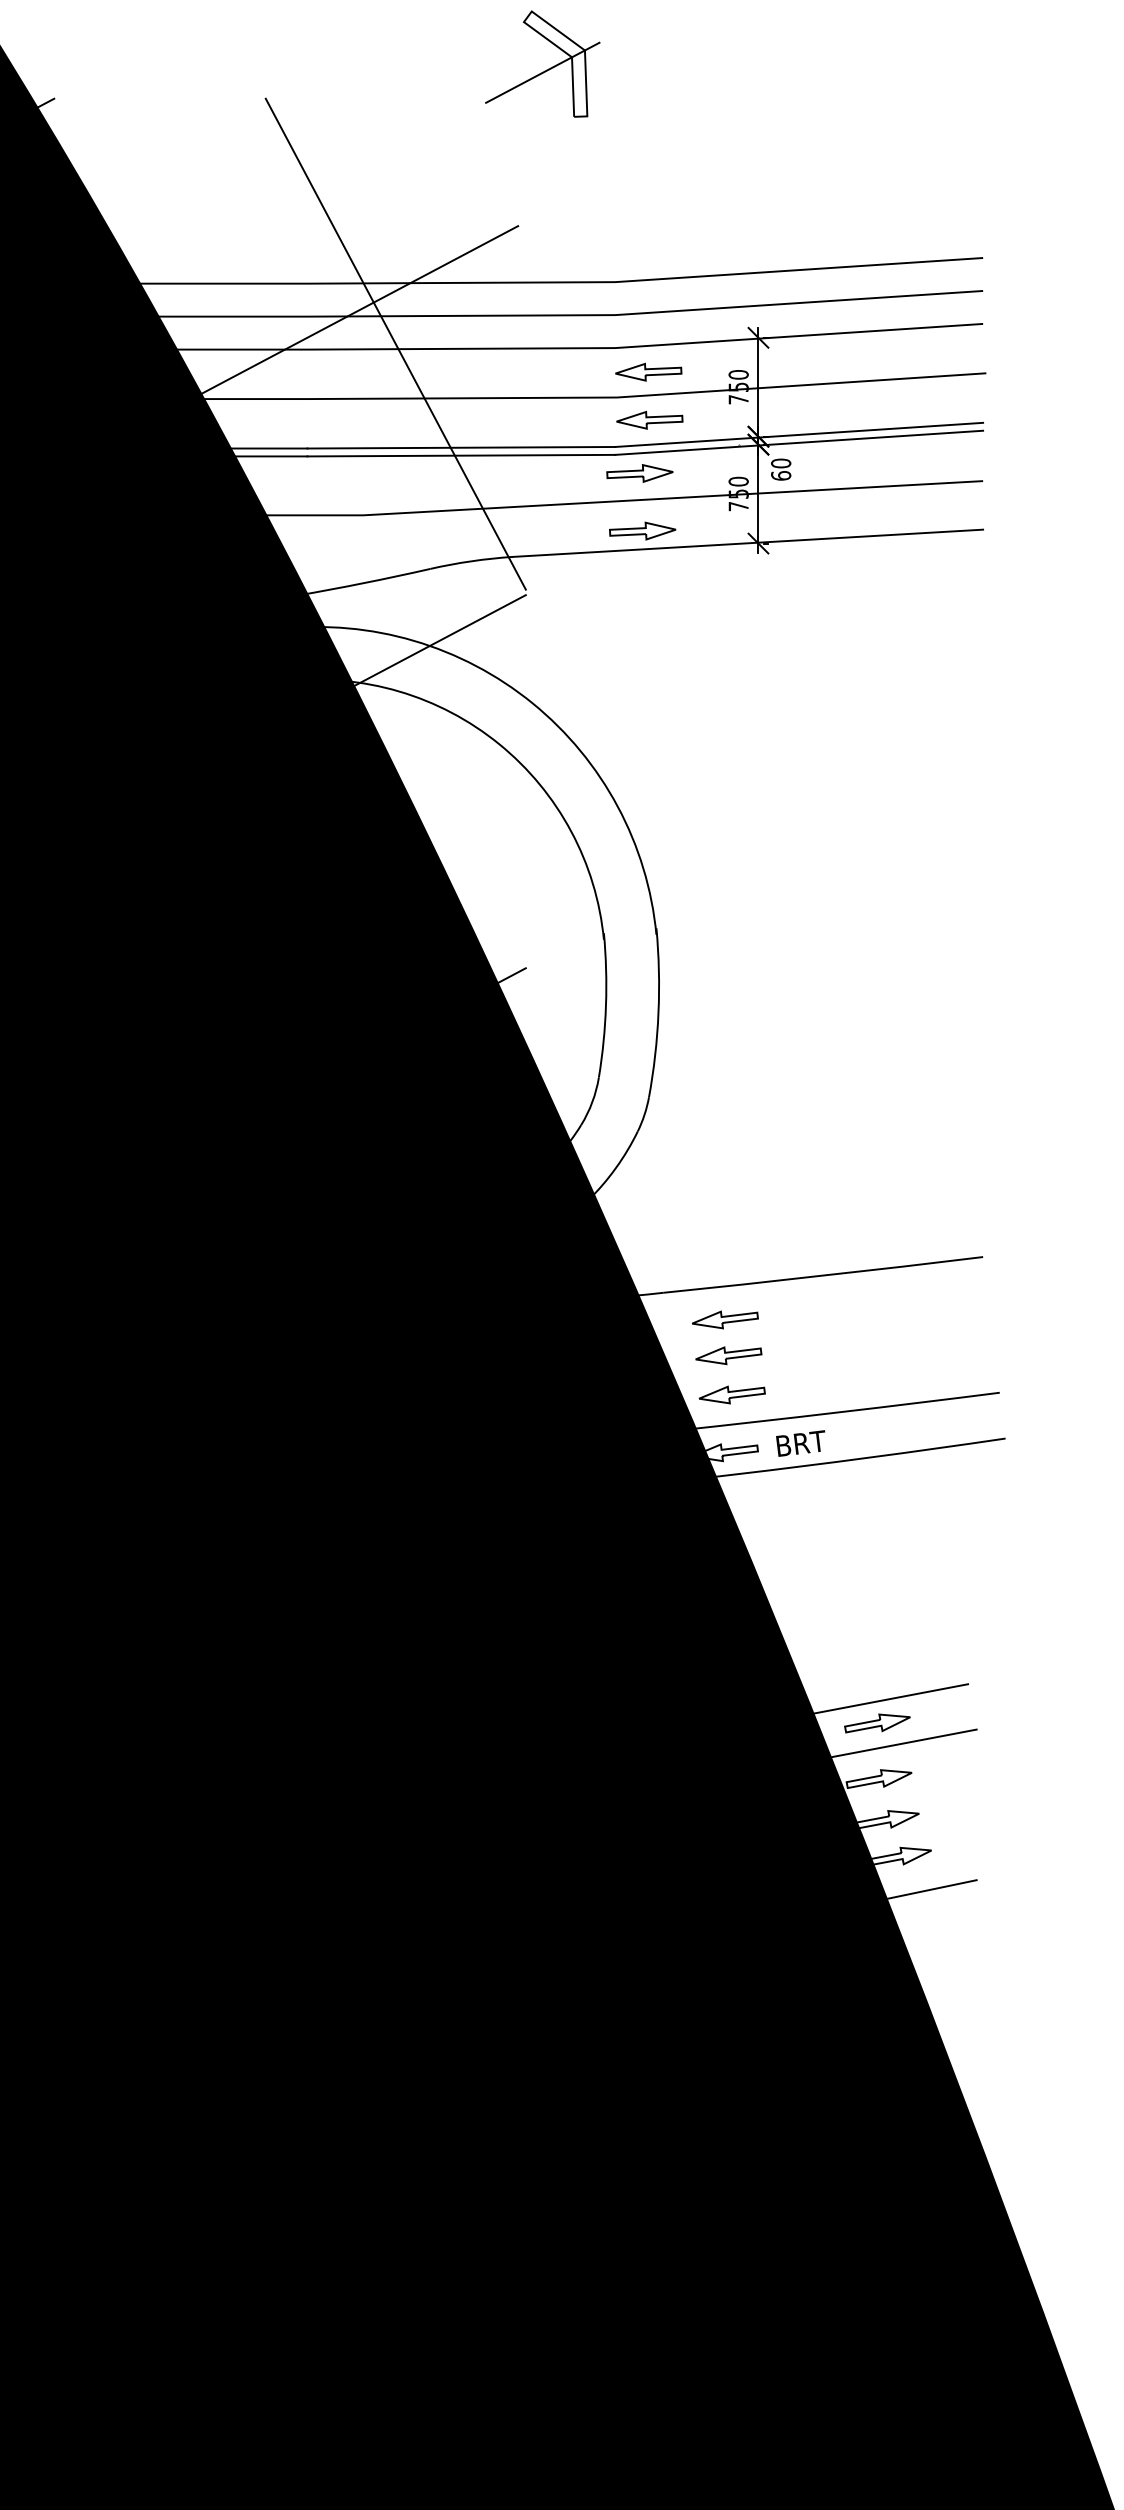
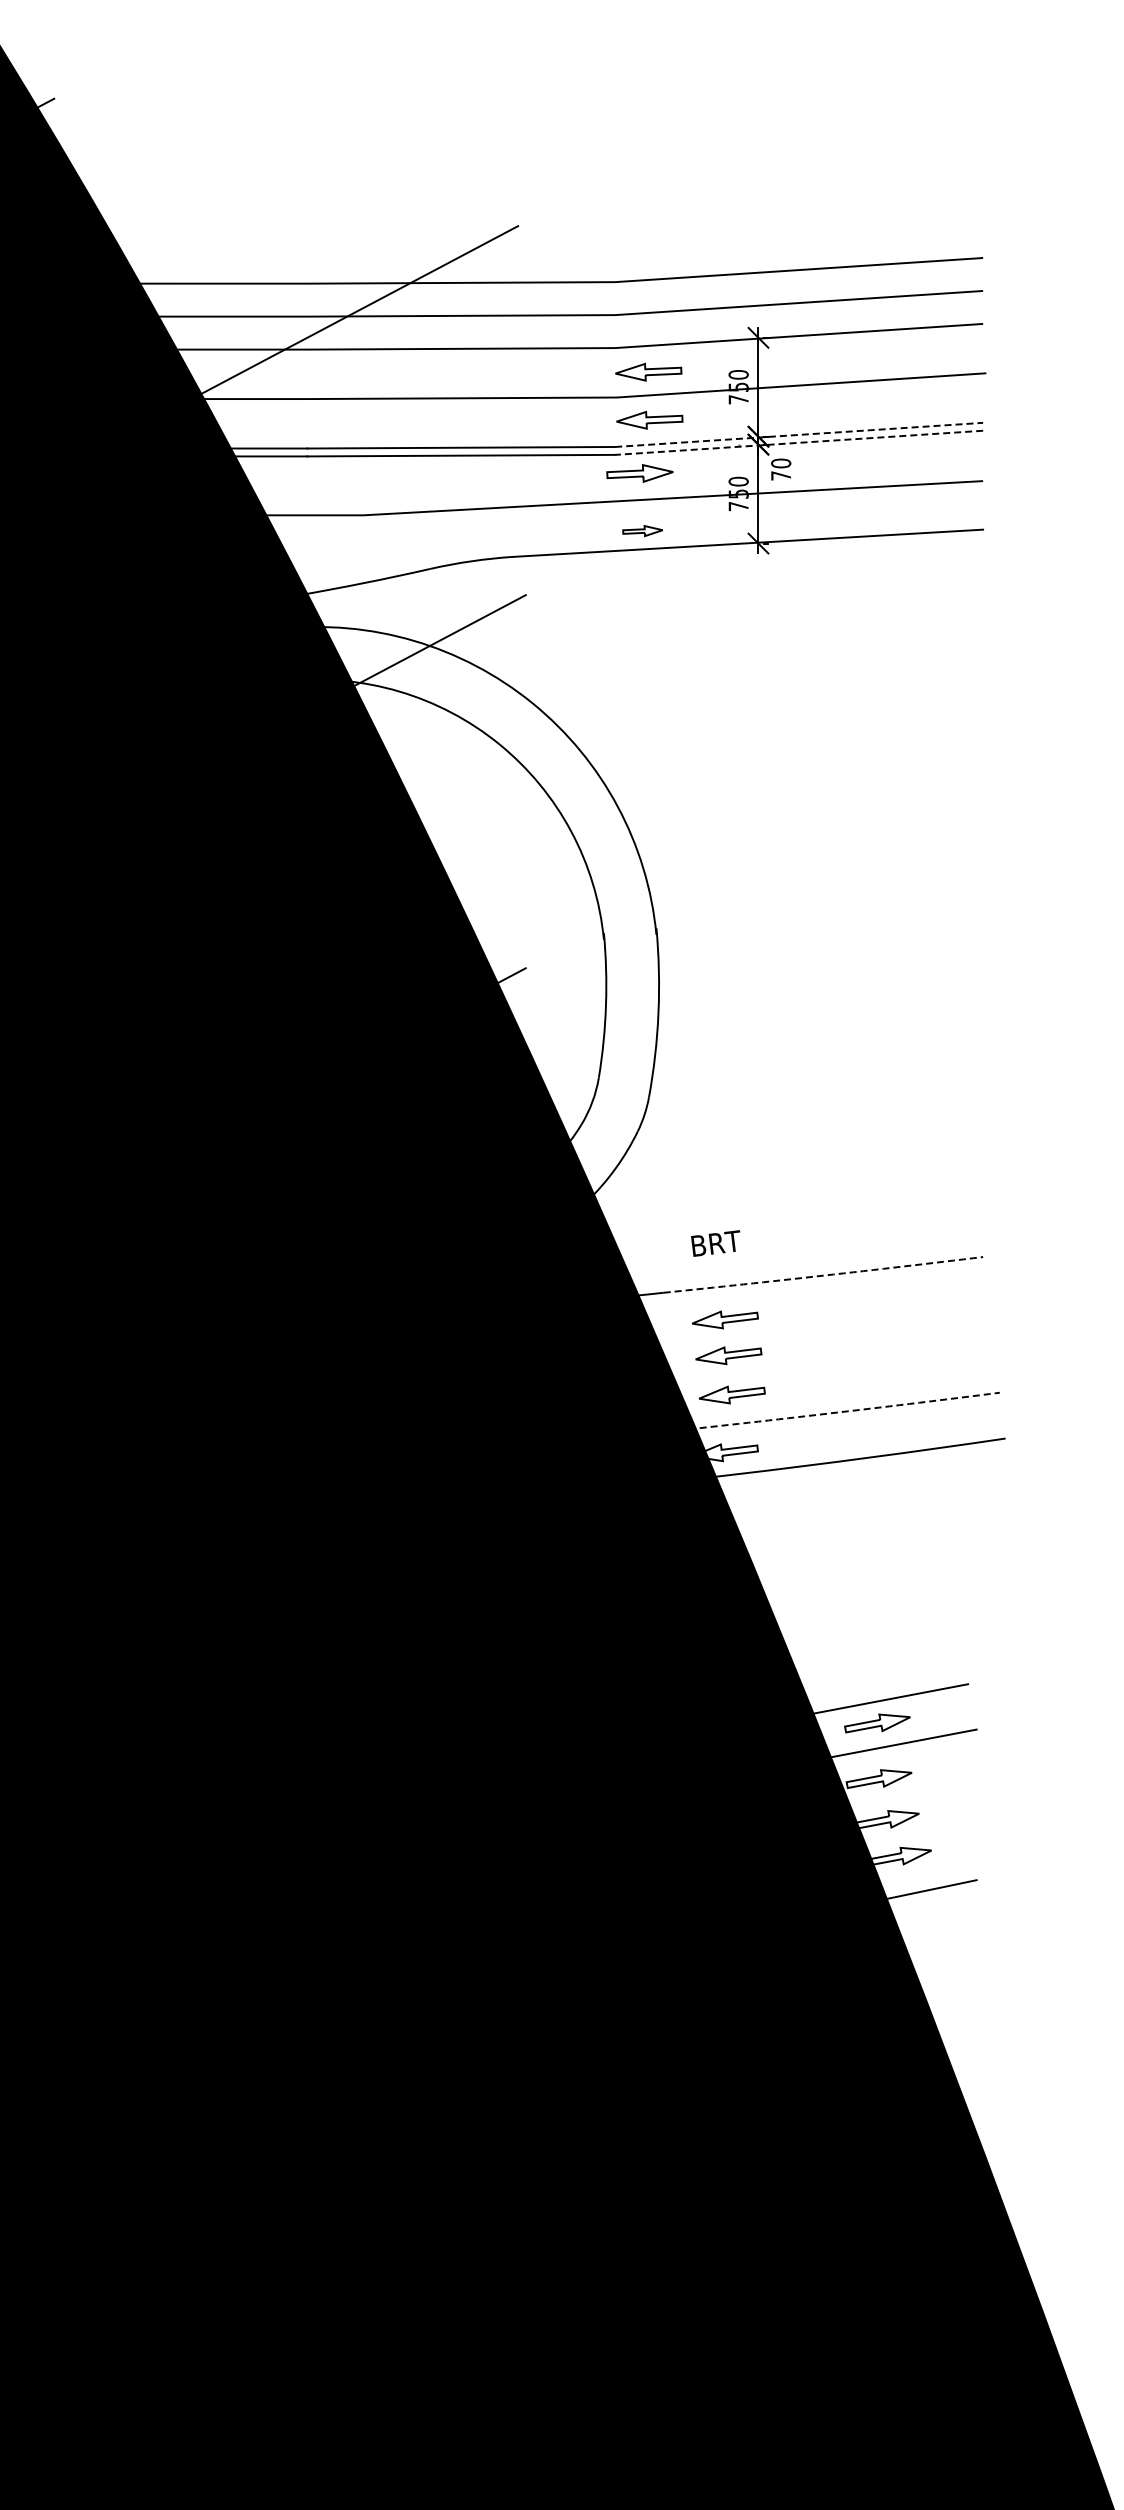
part: present -> none (546, 69)
line: present -> none (395, 343)
line: solid -> dashed (799, 434)
line: solid -> dashed (798, 442)
text: 60 -> 70 (781, 475)
part size: 68x20 px -> 41x13 px (642, 531)
arc: solid -> dashed (823, 1275)
arc: solid -> dashed (838, 1412)
text position: (800, 1443) -> (715, 1243) (715, 1243)
